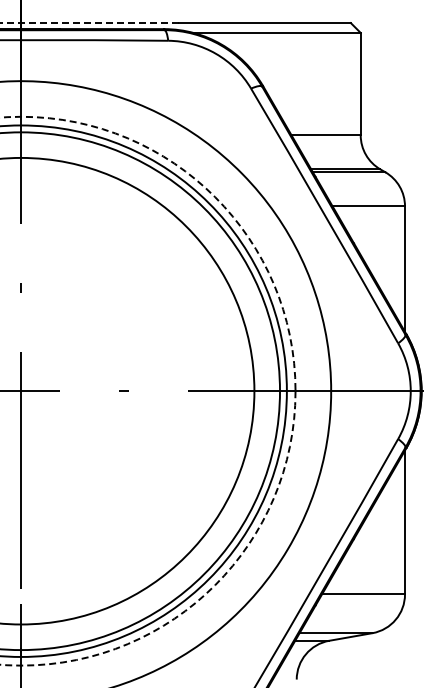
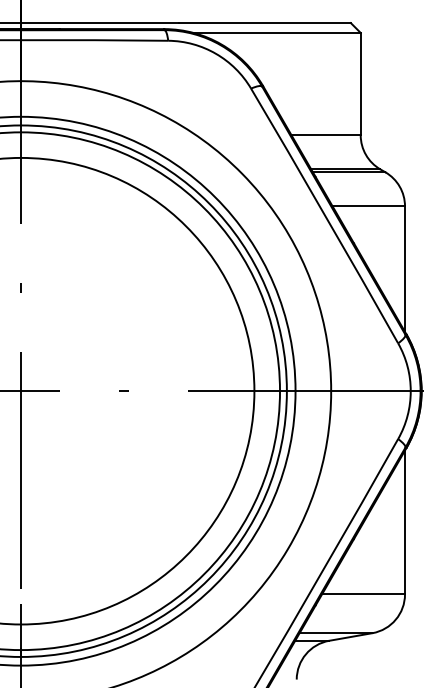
line: dashed -> solid (89, 23)
circle: dashed -> solid (147, 390)
